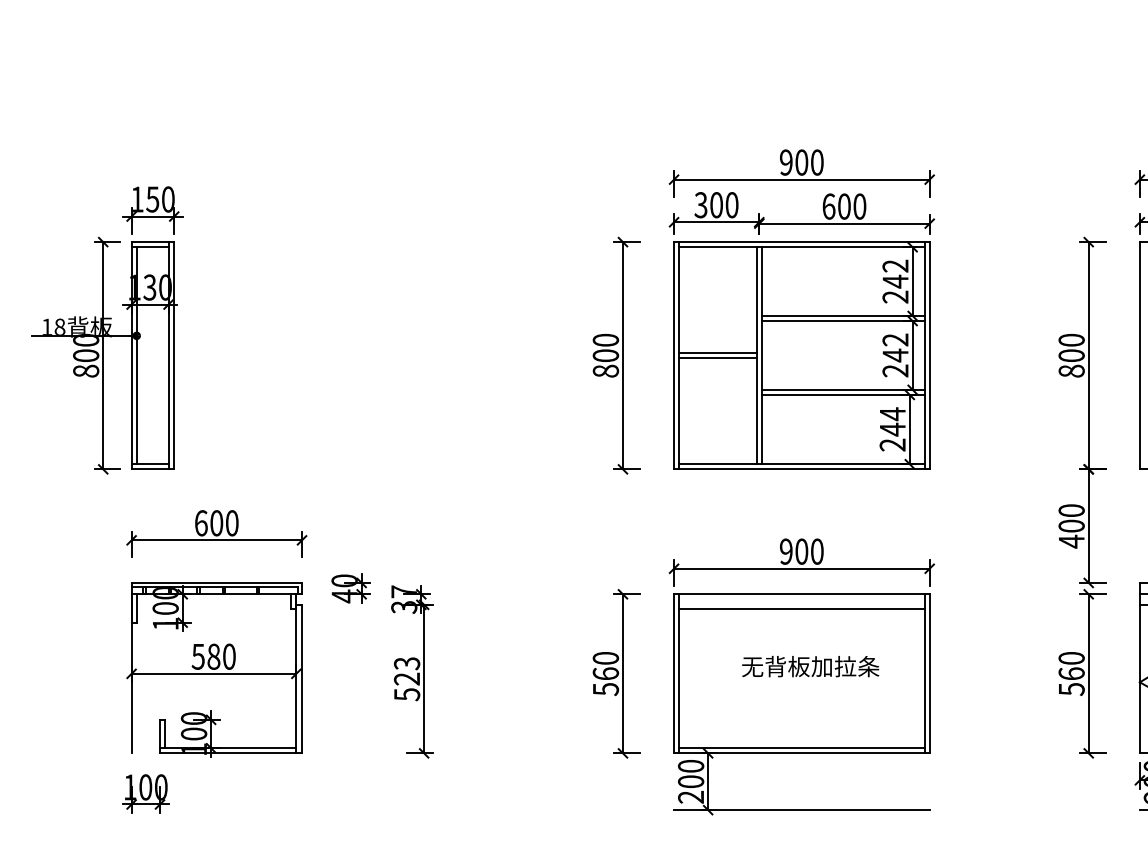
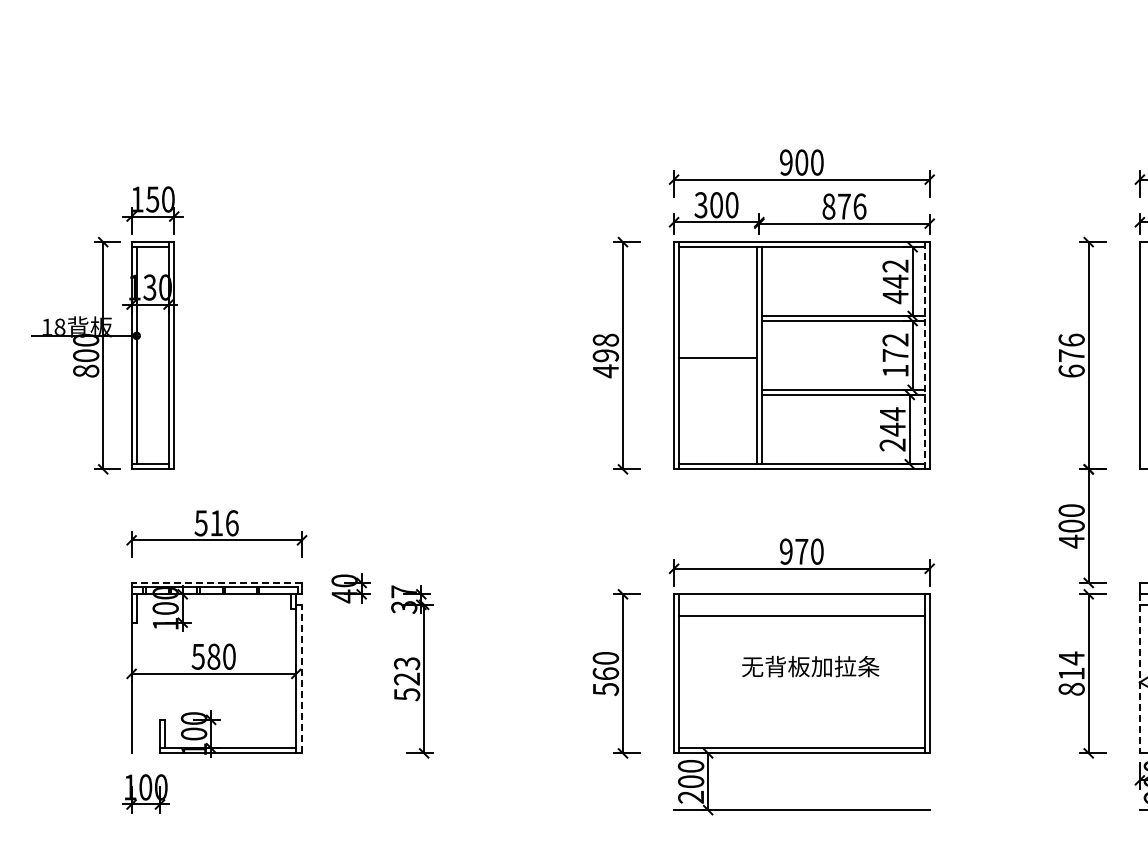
text: 600 -> 876 (844, 206)
text: 242 -> 442 (895, 297)
line: present -> none (717, 353)
text: 800 -> 498 (605, 355)
line: solid -> dashed (924, 355)
text: 800 -> 676 (1071, 355)
text: 242 -> 172 (895, 362)
text: 600 -> 516 (216, 523)
text: 900 -> 970 (801, 551)
line: solid -> dashed (216, 582)
line position: (801, 608) -> (801, 615) (801, 615)
text: 560 -> 814 (1071, 673)
line: solid -> dashed (1139, 673)
line: solid -> dashed (302, 678)
